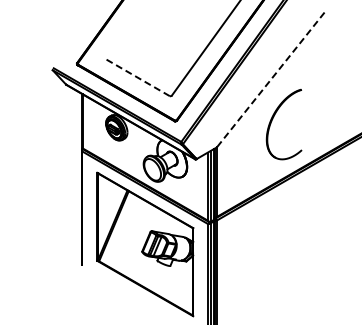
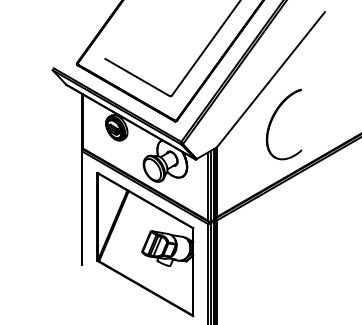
line: dashed -> solid (137, 77)
line: dashed -> solid (271, 79)
